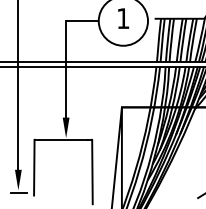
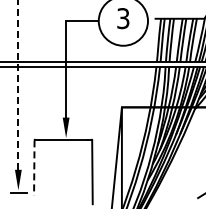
text: 1 -> 3 (123, 18)
line: solid -> dashed (18, 84)
line: solid -> dashed (34, 167)
